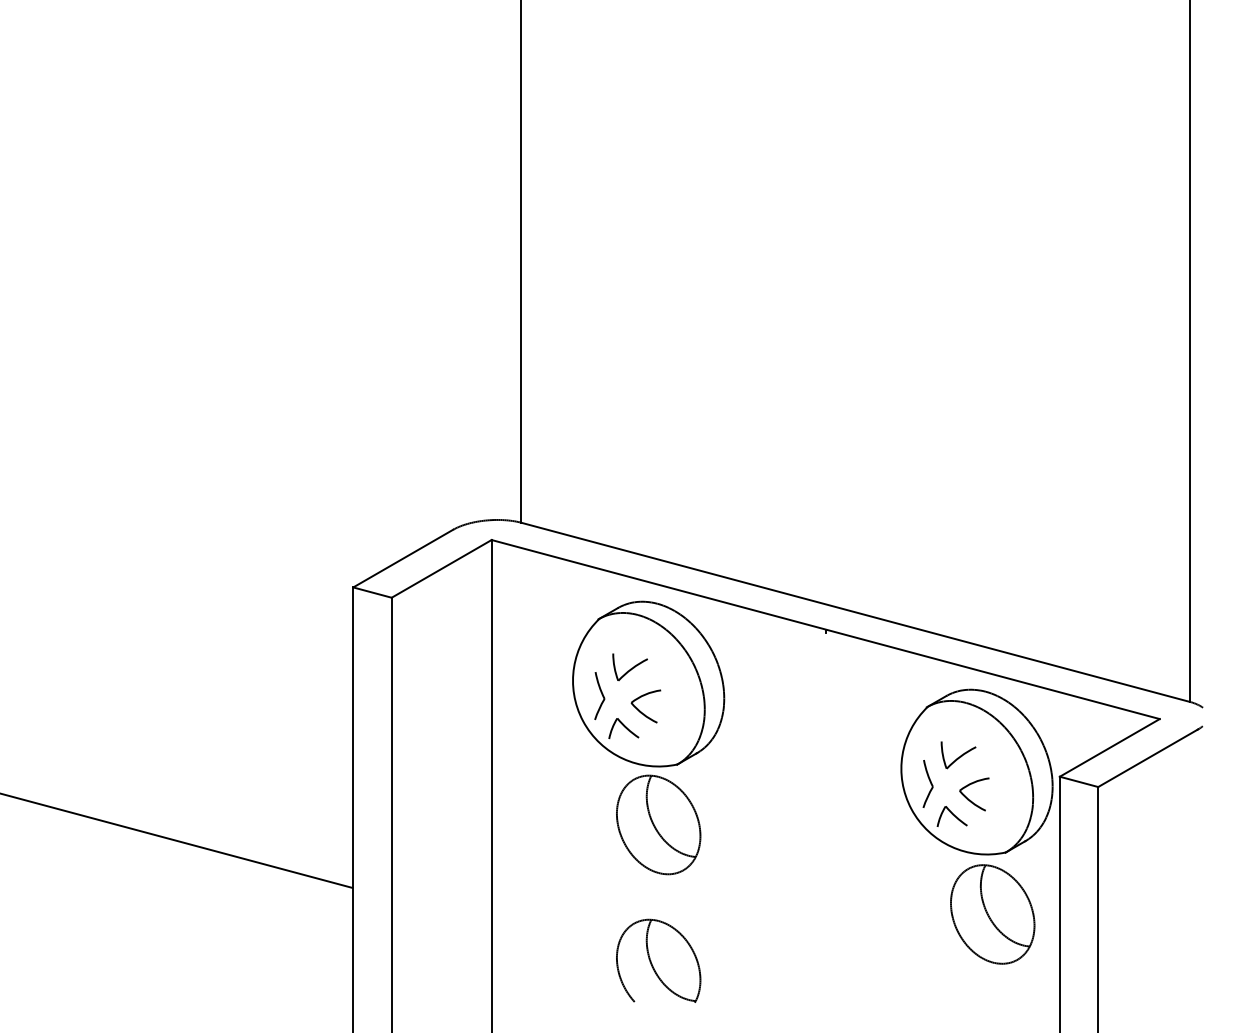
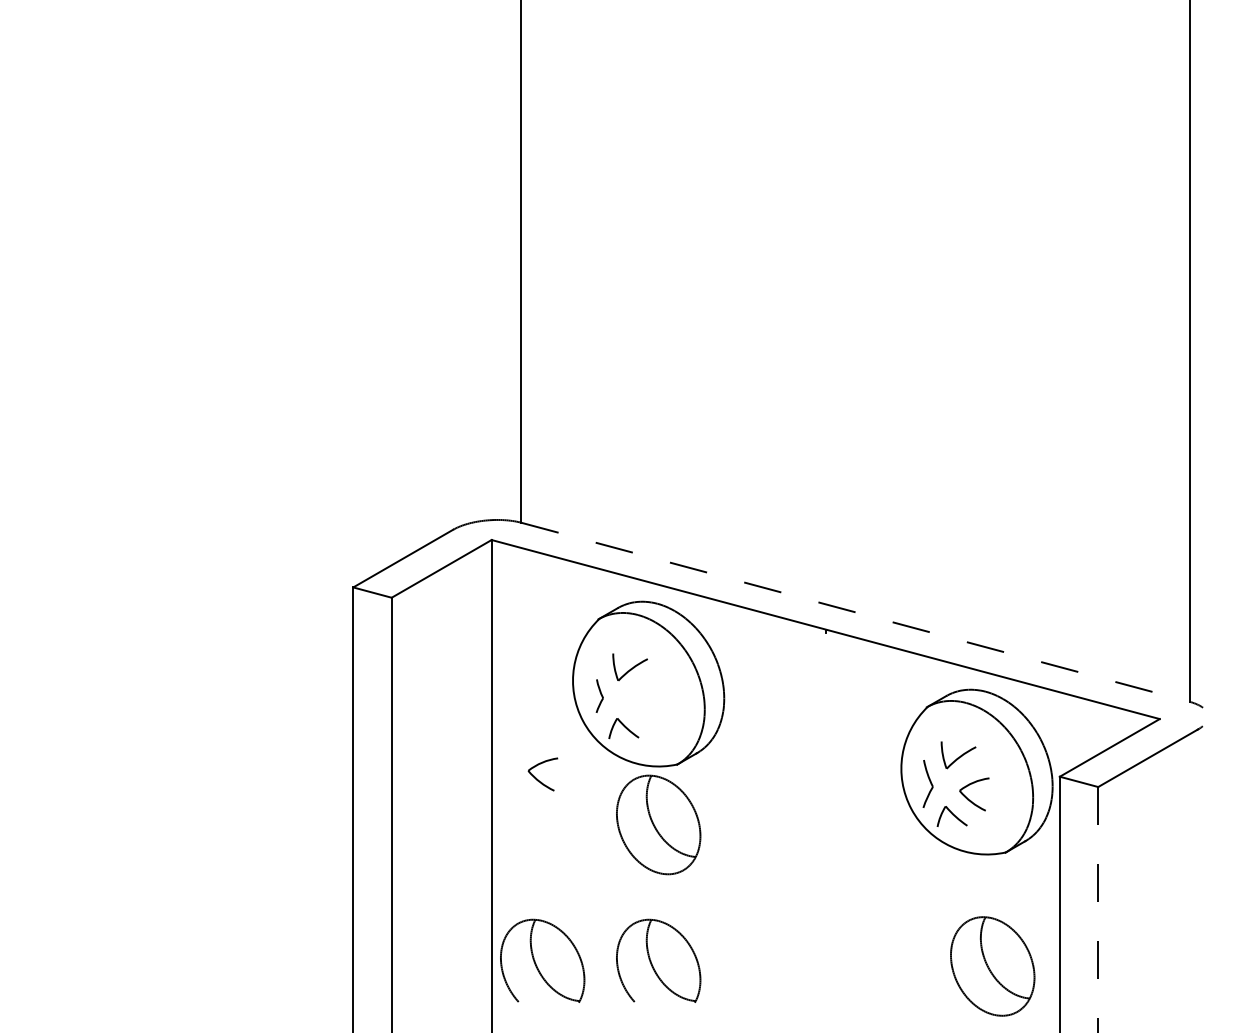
line: solid -> dashed (855, 612)
part size: 12x49 px -> 9x34 px (599, 695)
part position: (640, 710) -> (537, 778) (537, 778)
line: present -> none (177, 841)
line: solid -> dashed (1098, 910)
part position: (992, 914) -> (992, 966) (992, 966)
part: none -> present (542, 960)
